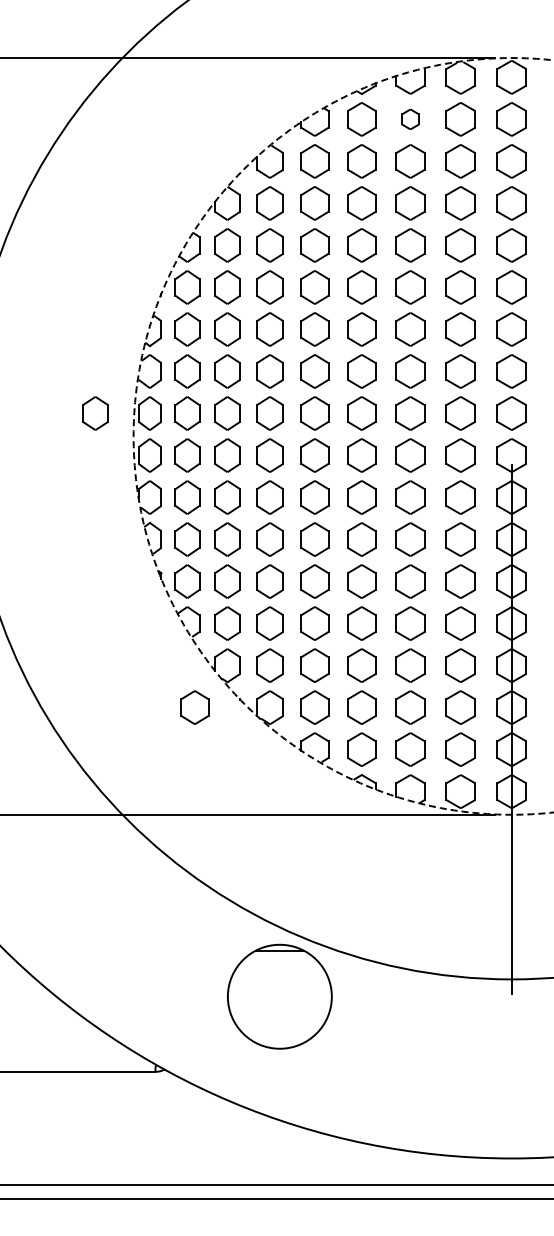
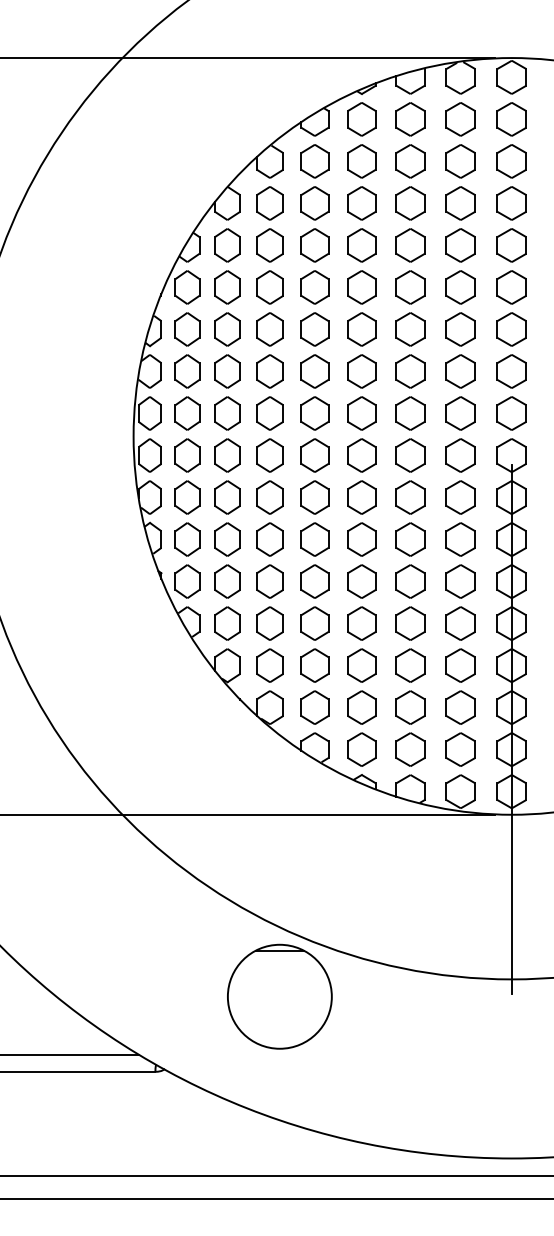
part size: 19x22 px -> 31x35 px (410, 119)
part: present -> none (95, 413)
circle: dashed -> solid (343, 436)
part: present -> none (194, 707)
line: none -> present (70, 1054)
line position: (276, 1184) -> (276, 1175) (276, 1175)
